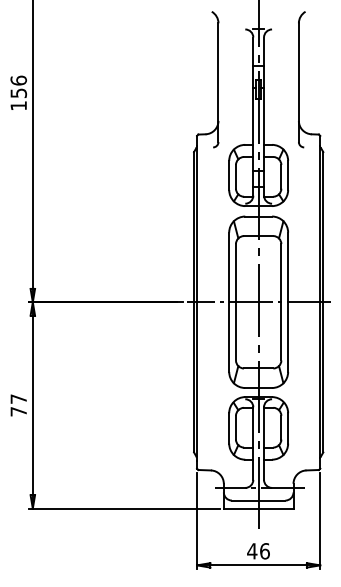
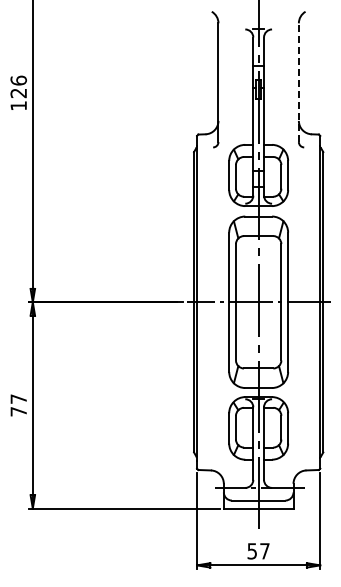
line: solid -> dashed (298, 82)
text: 156 -> 126 (18, 92)
text: 46 -> 57 (258, 551)
